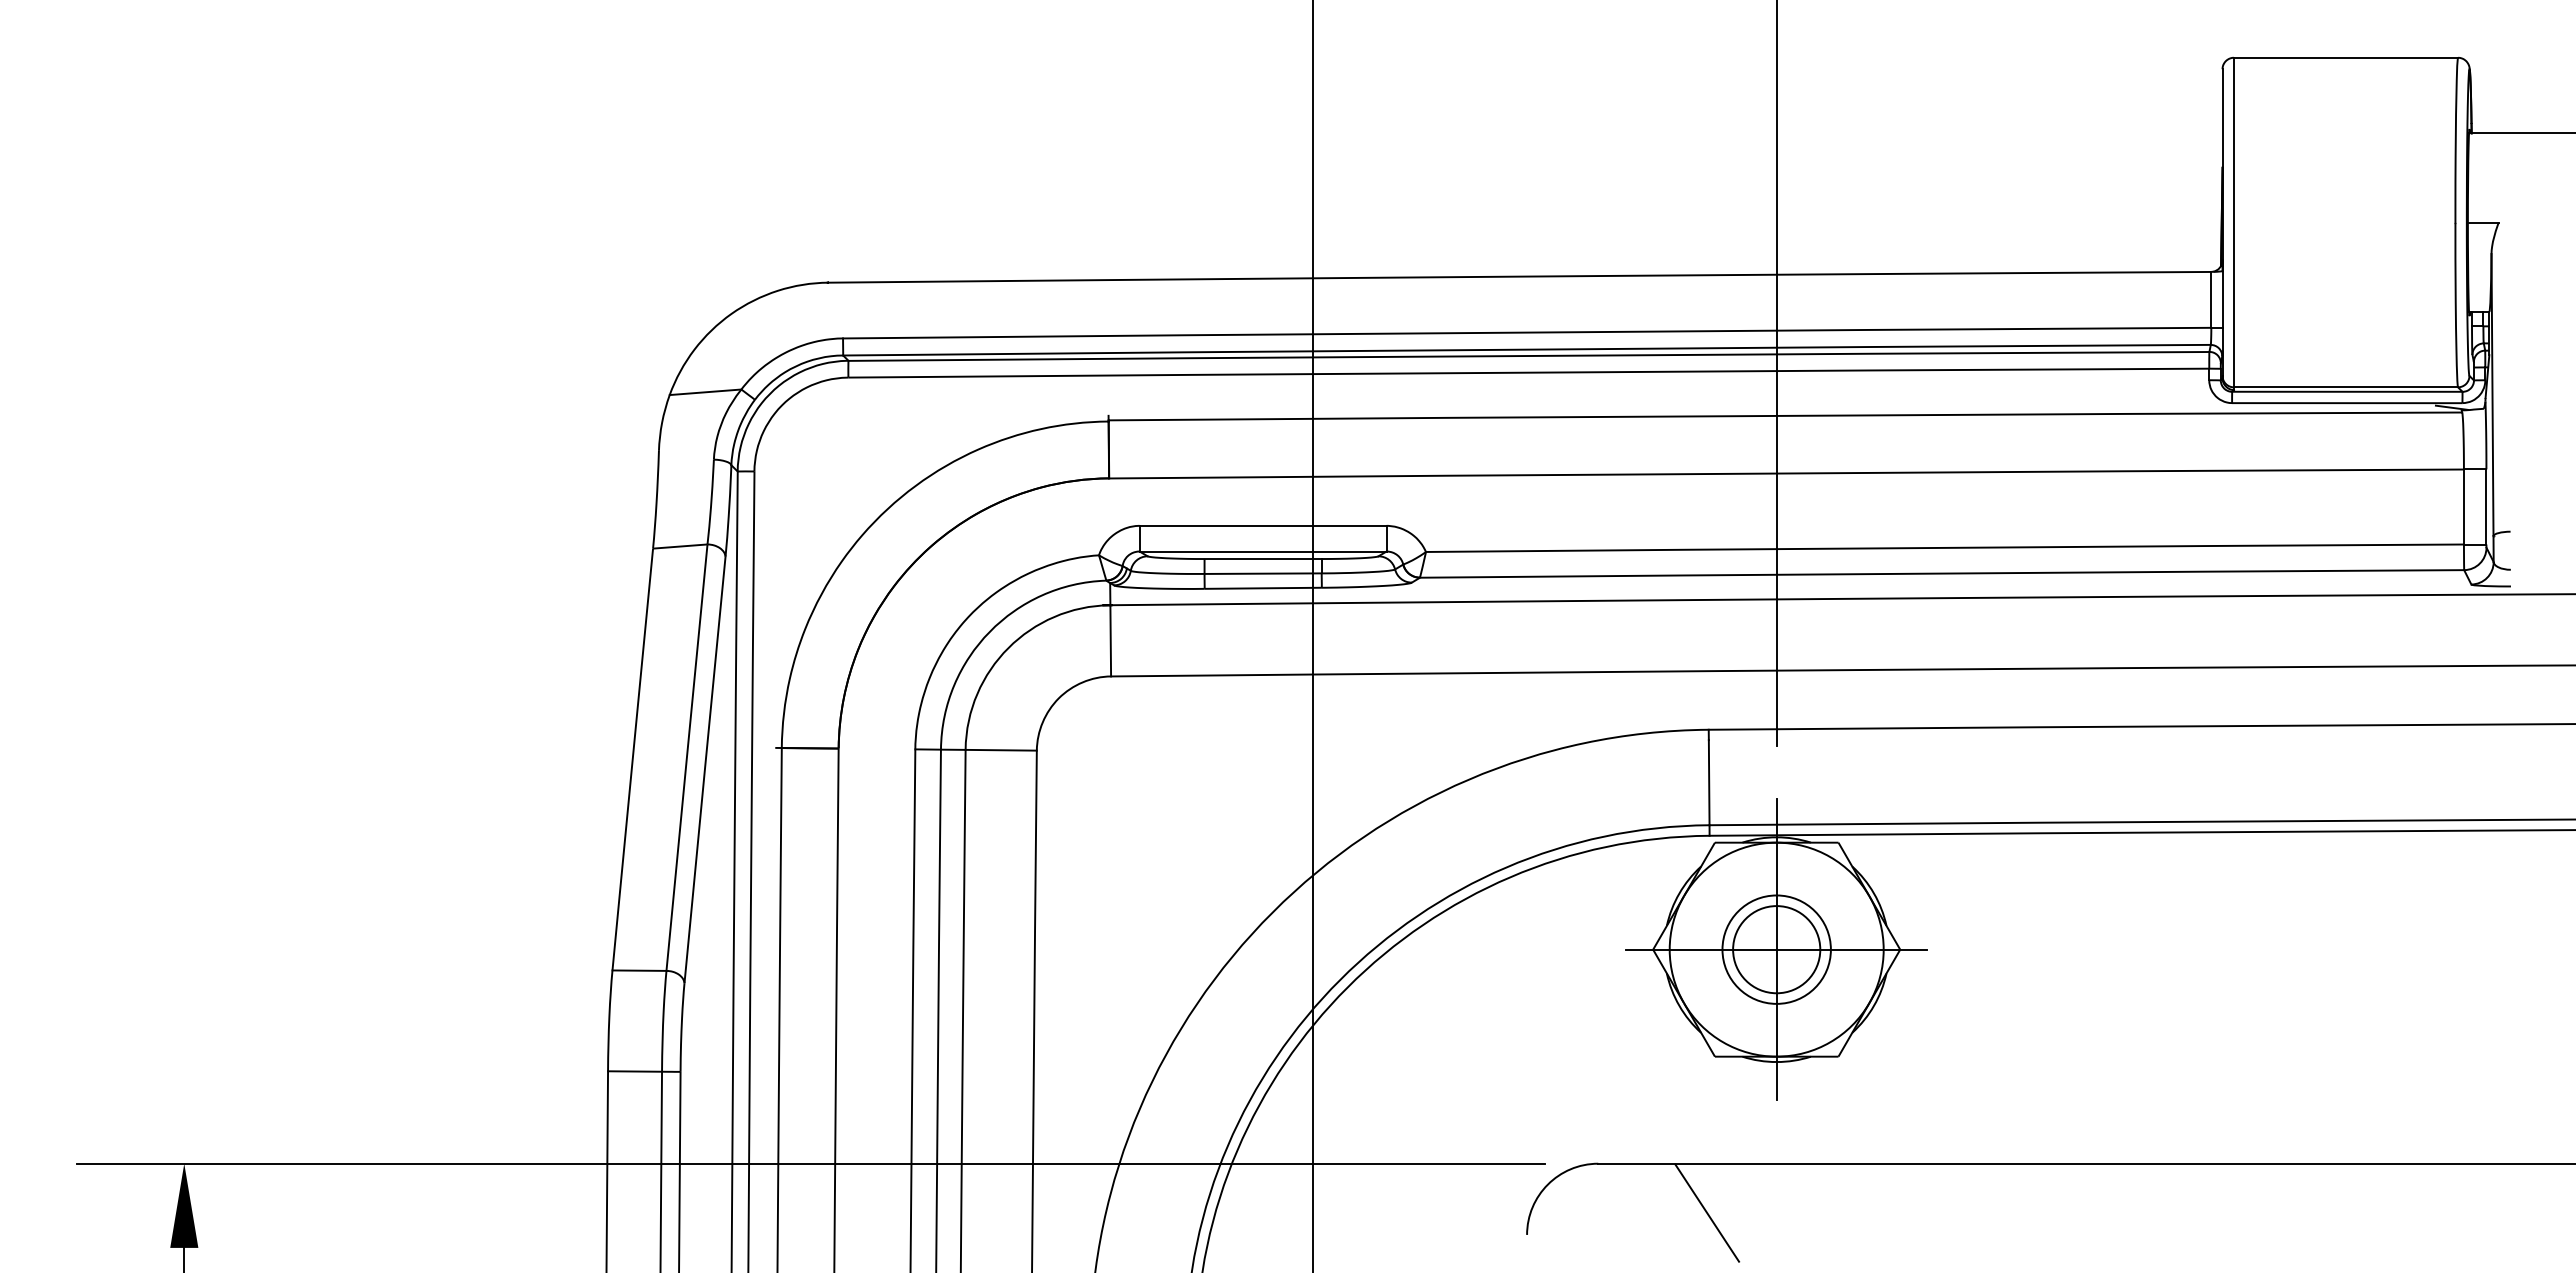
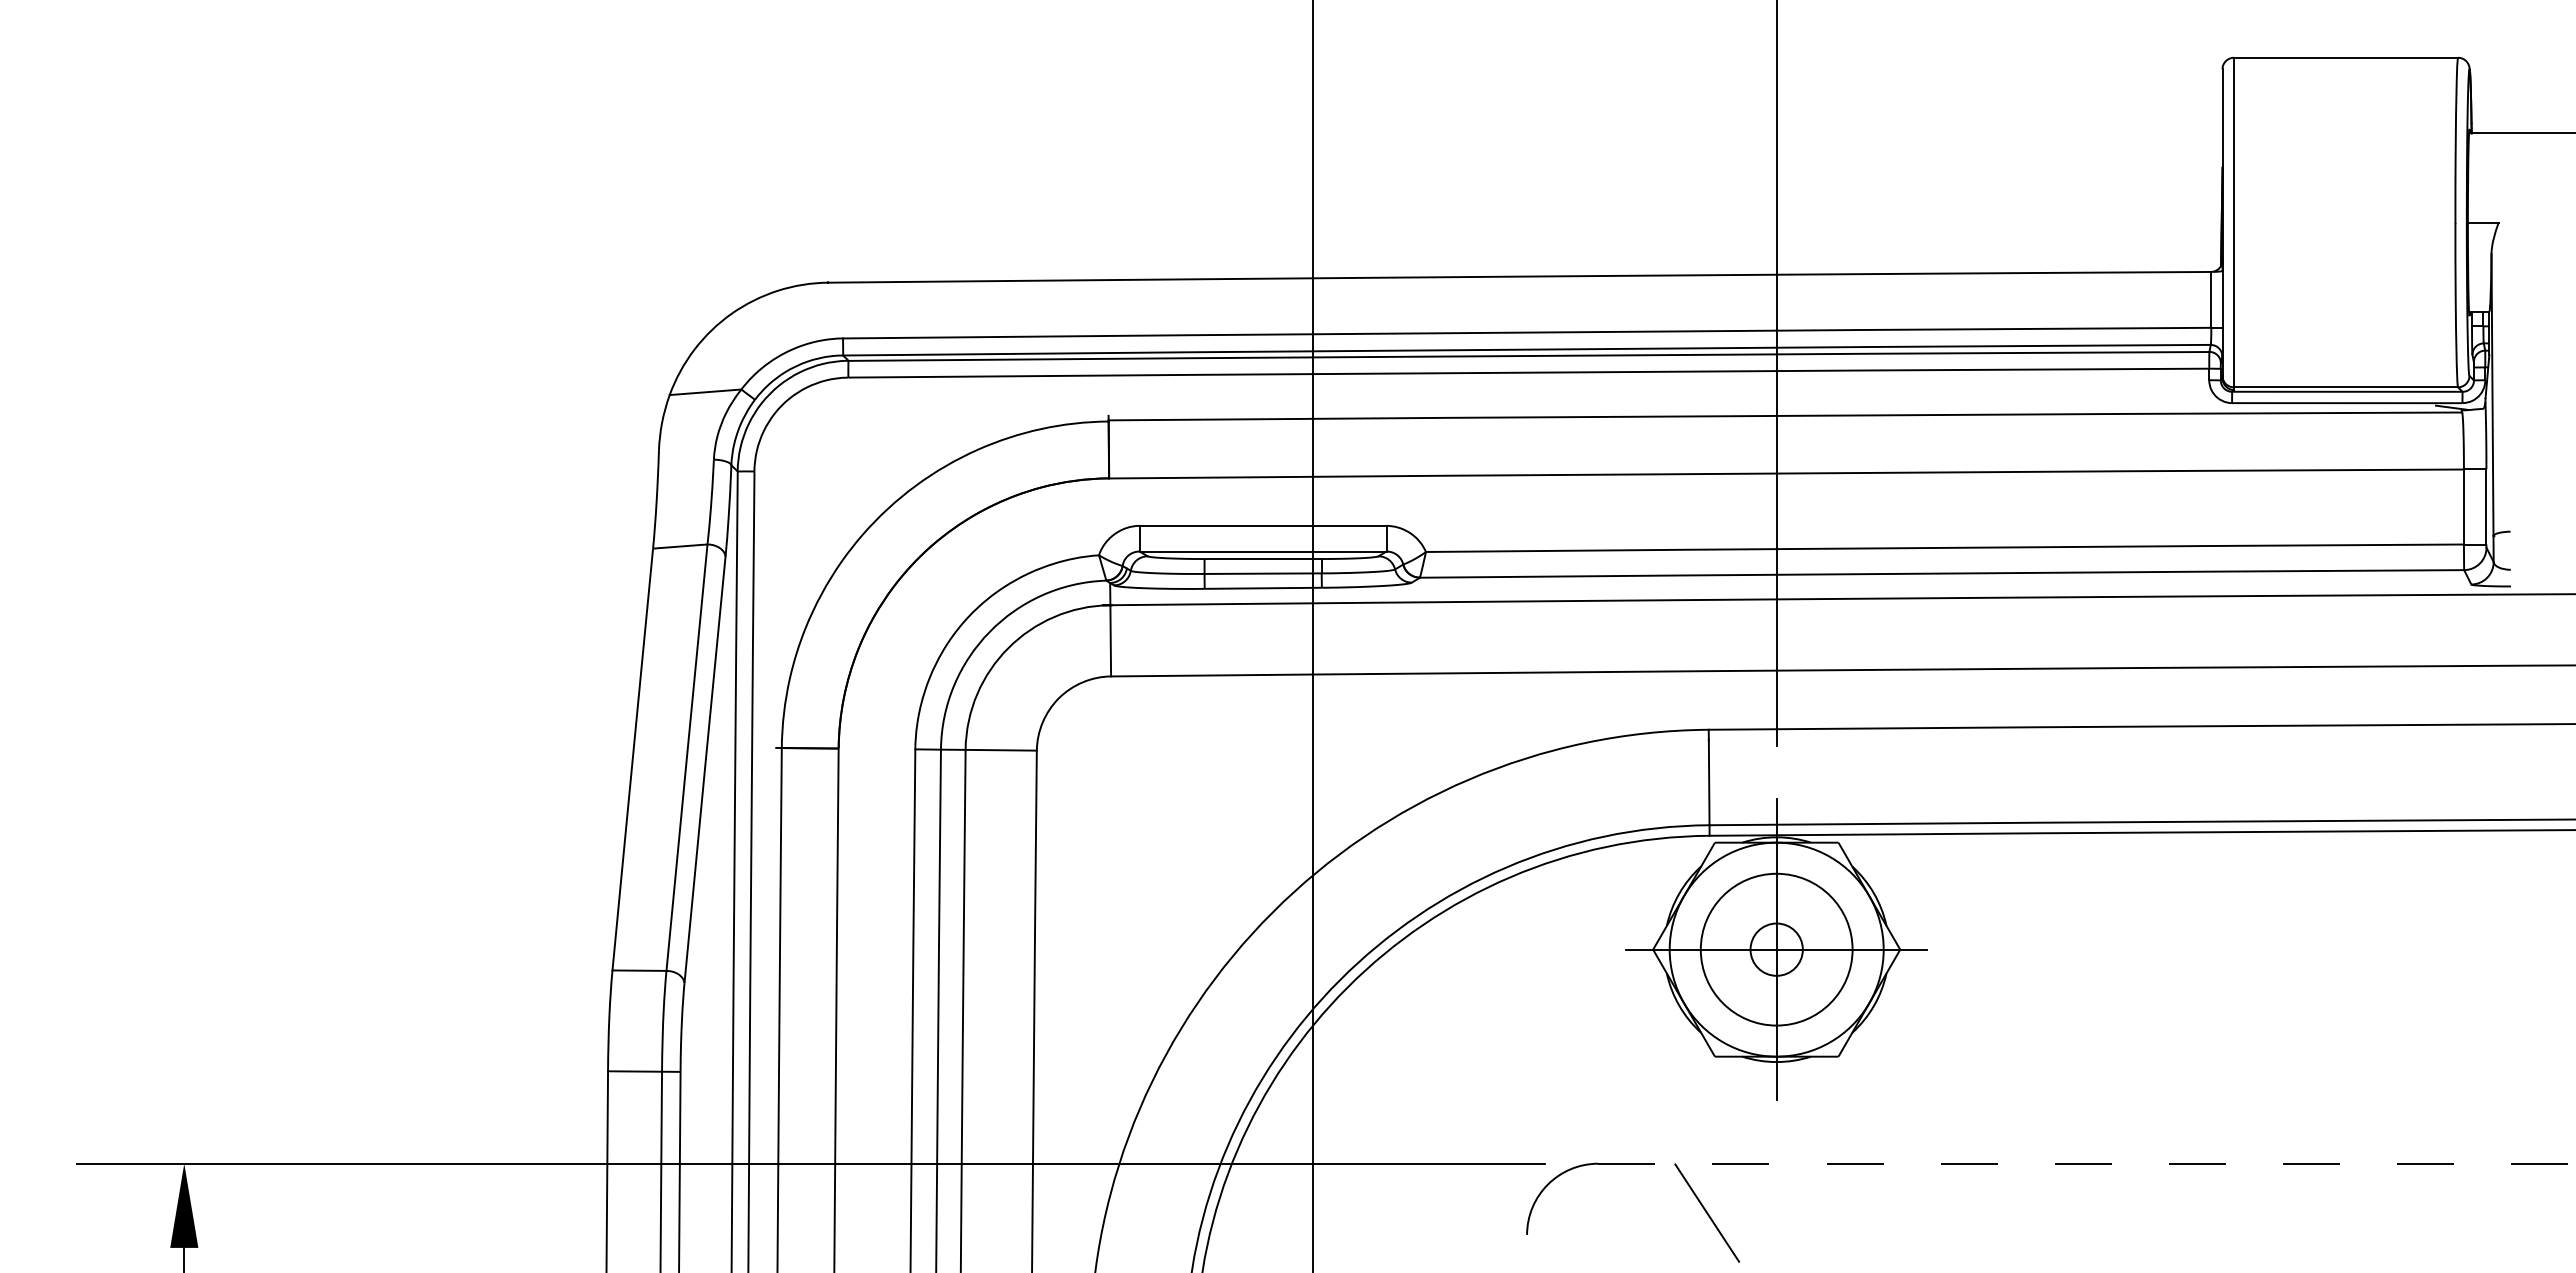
circle diameter: 108 px -> 152 px (1776, 949)
circle diameter: 87 px -> 52 px (1776, 949)
line: solid -> dashed (2087, 1163)
